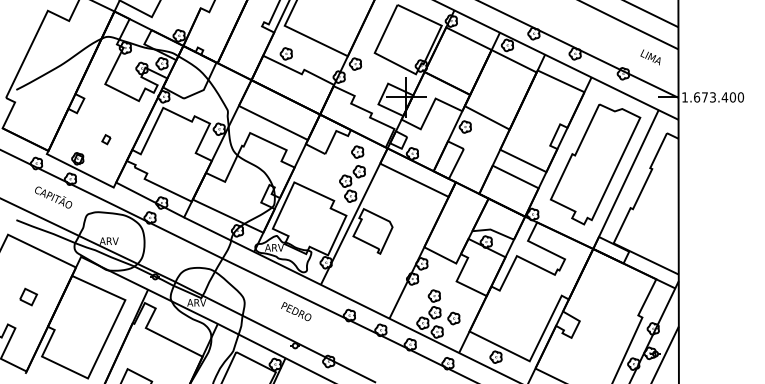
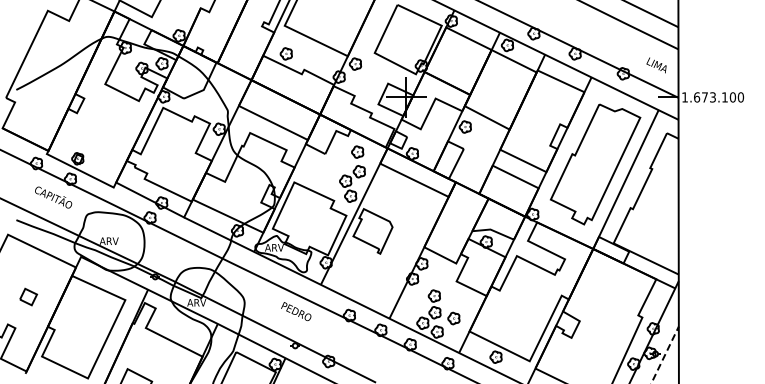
text position: (650, 57) -> (656, 65) (656, 65)
text: 1.673.400 -> 1.673.100 (724, 97)
part: present -> none (106, 139)
line: solid -> dashed (665, 354)
